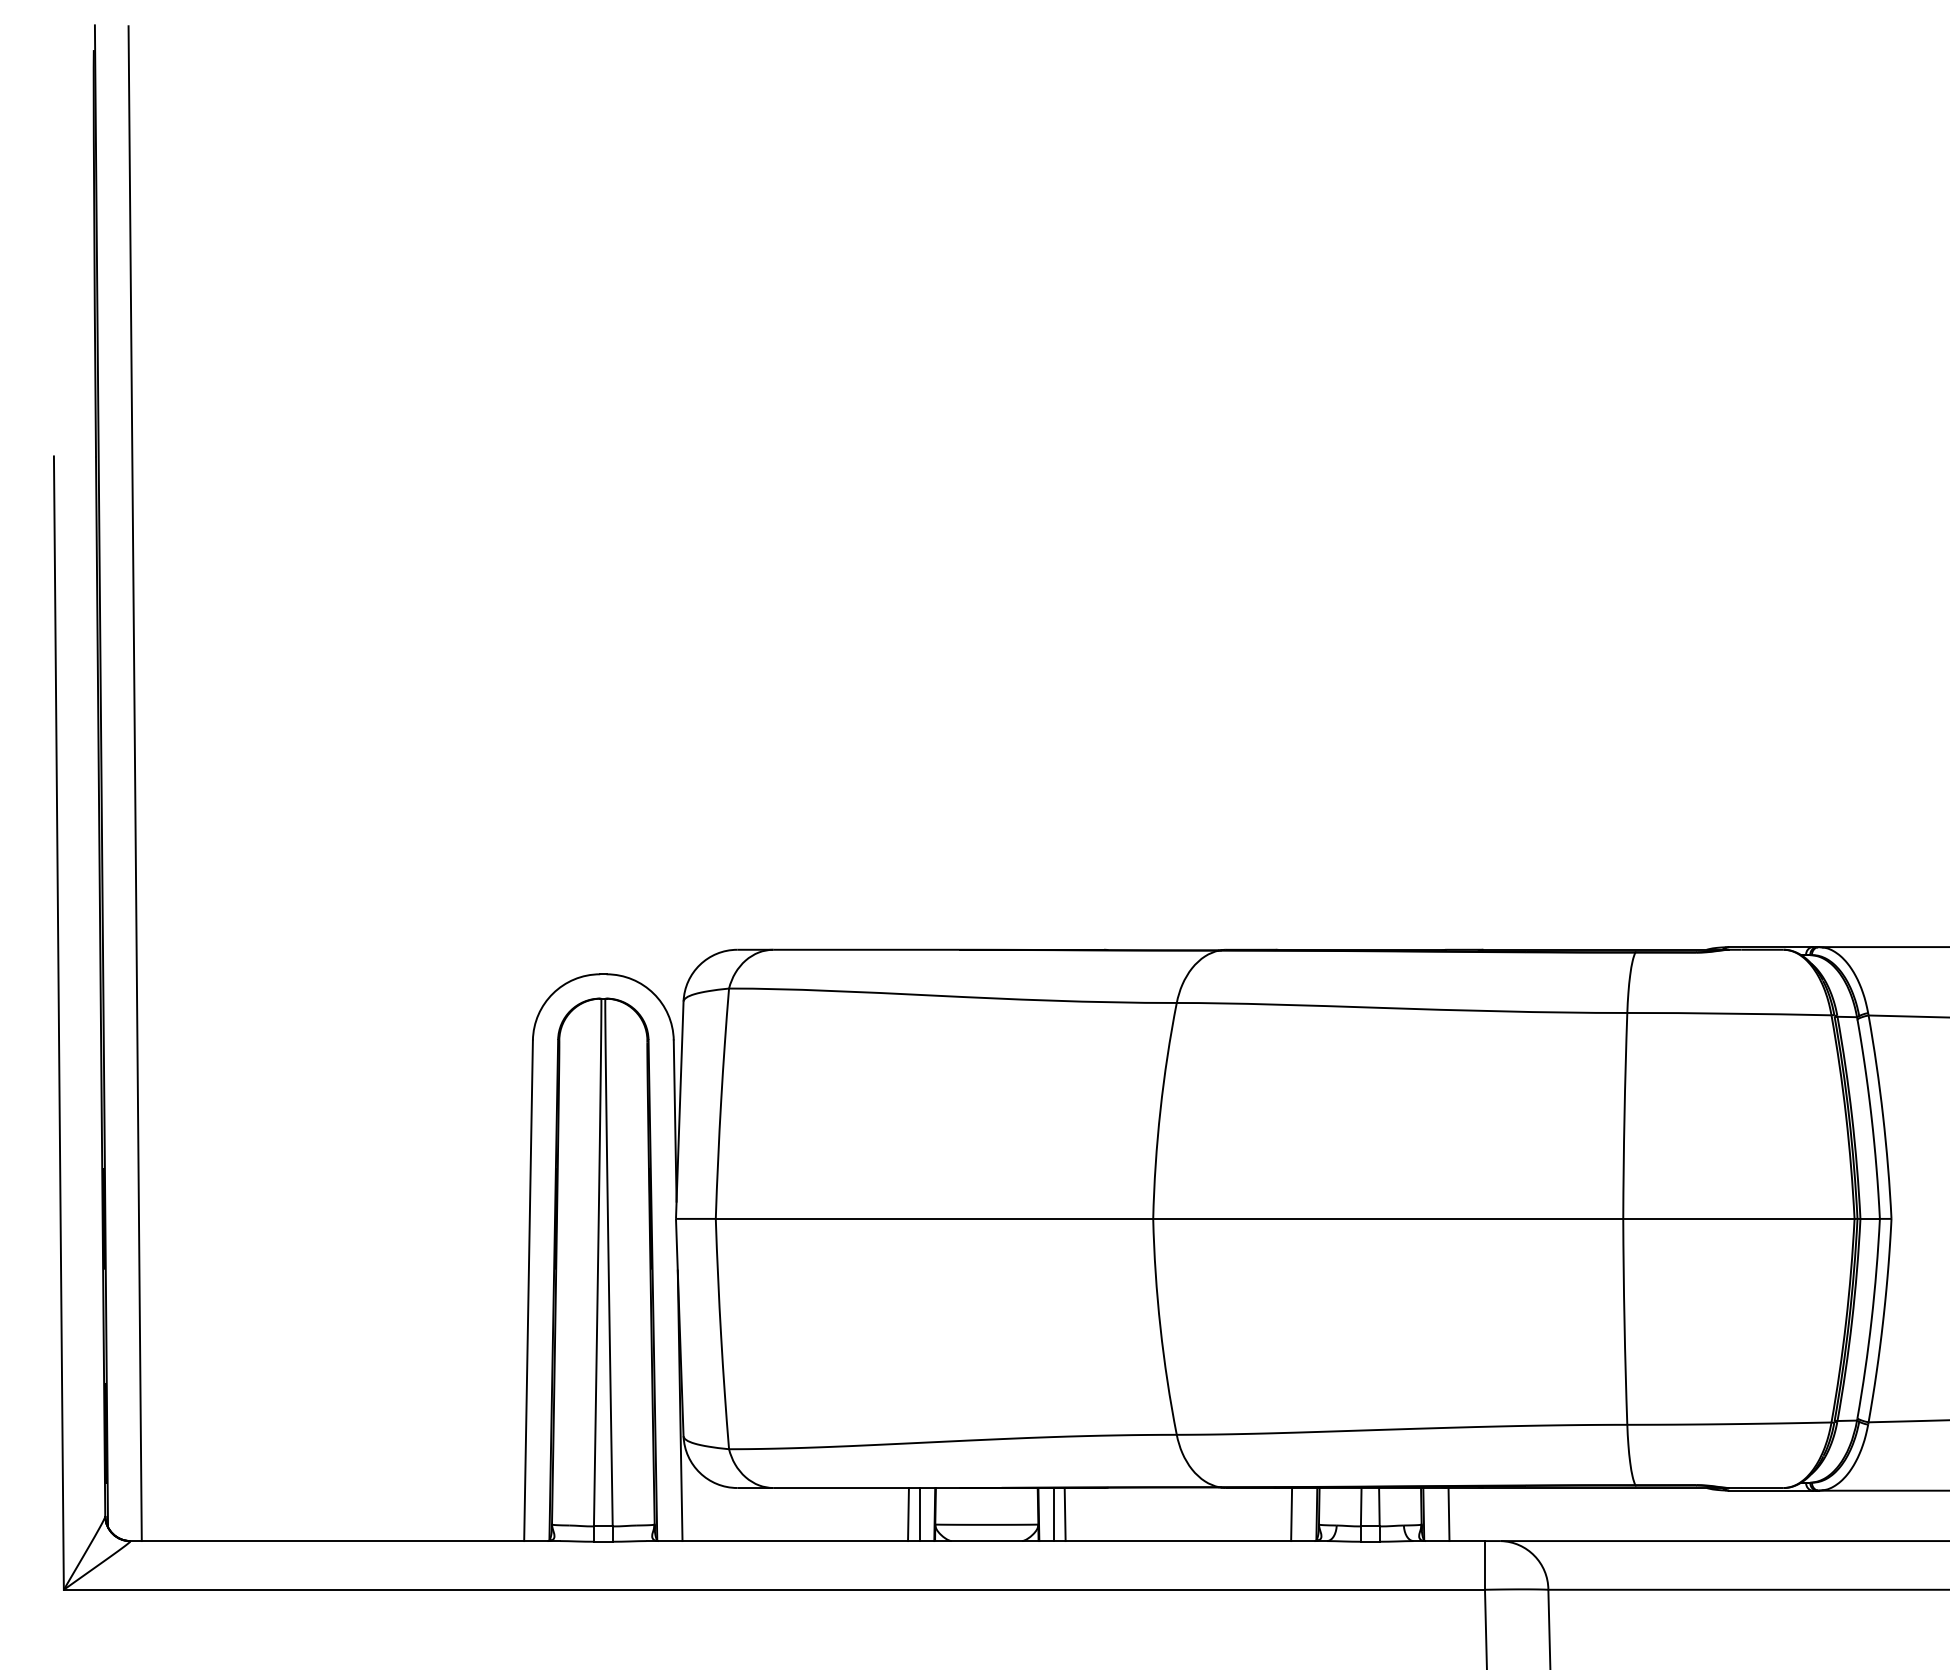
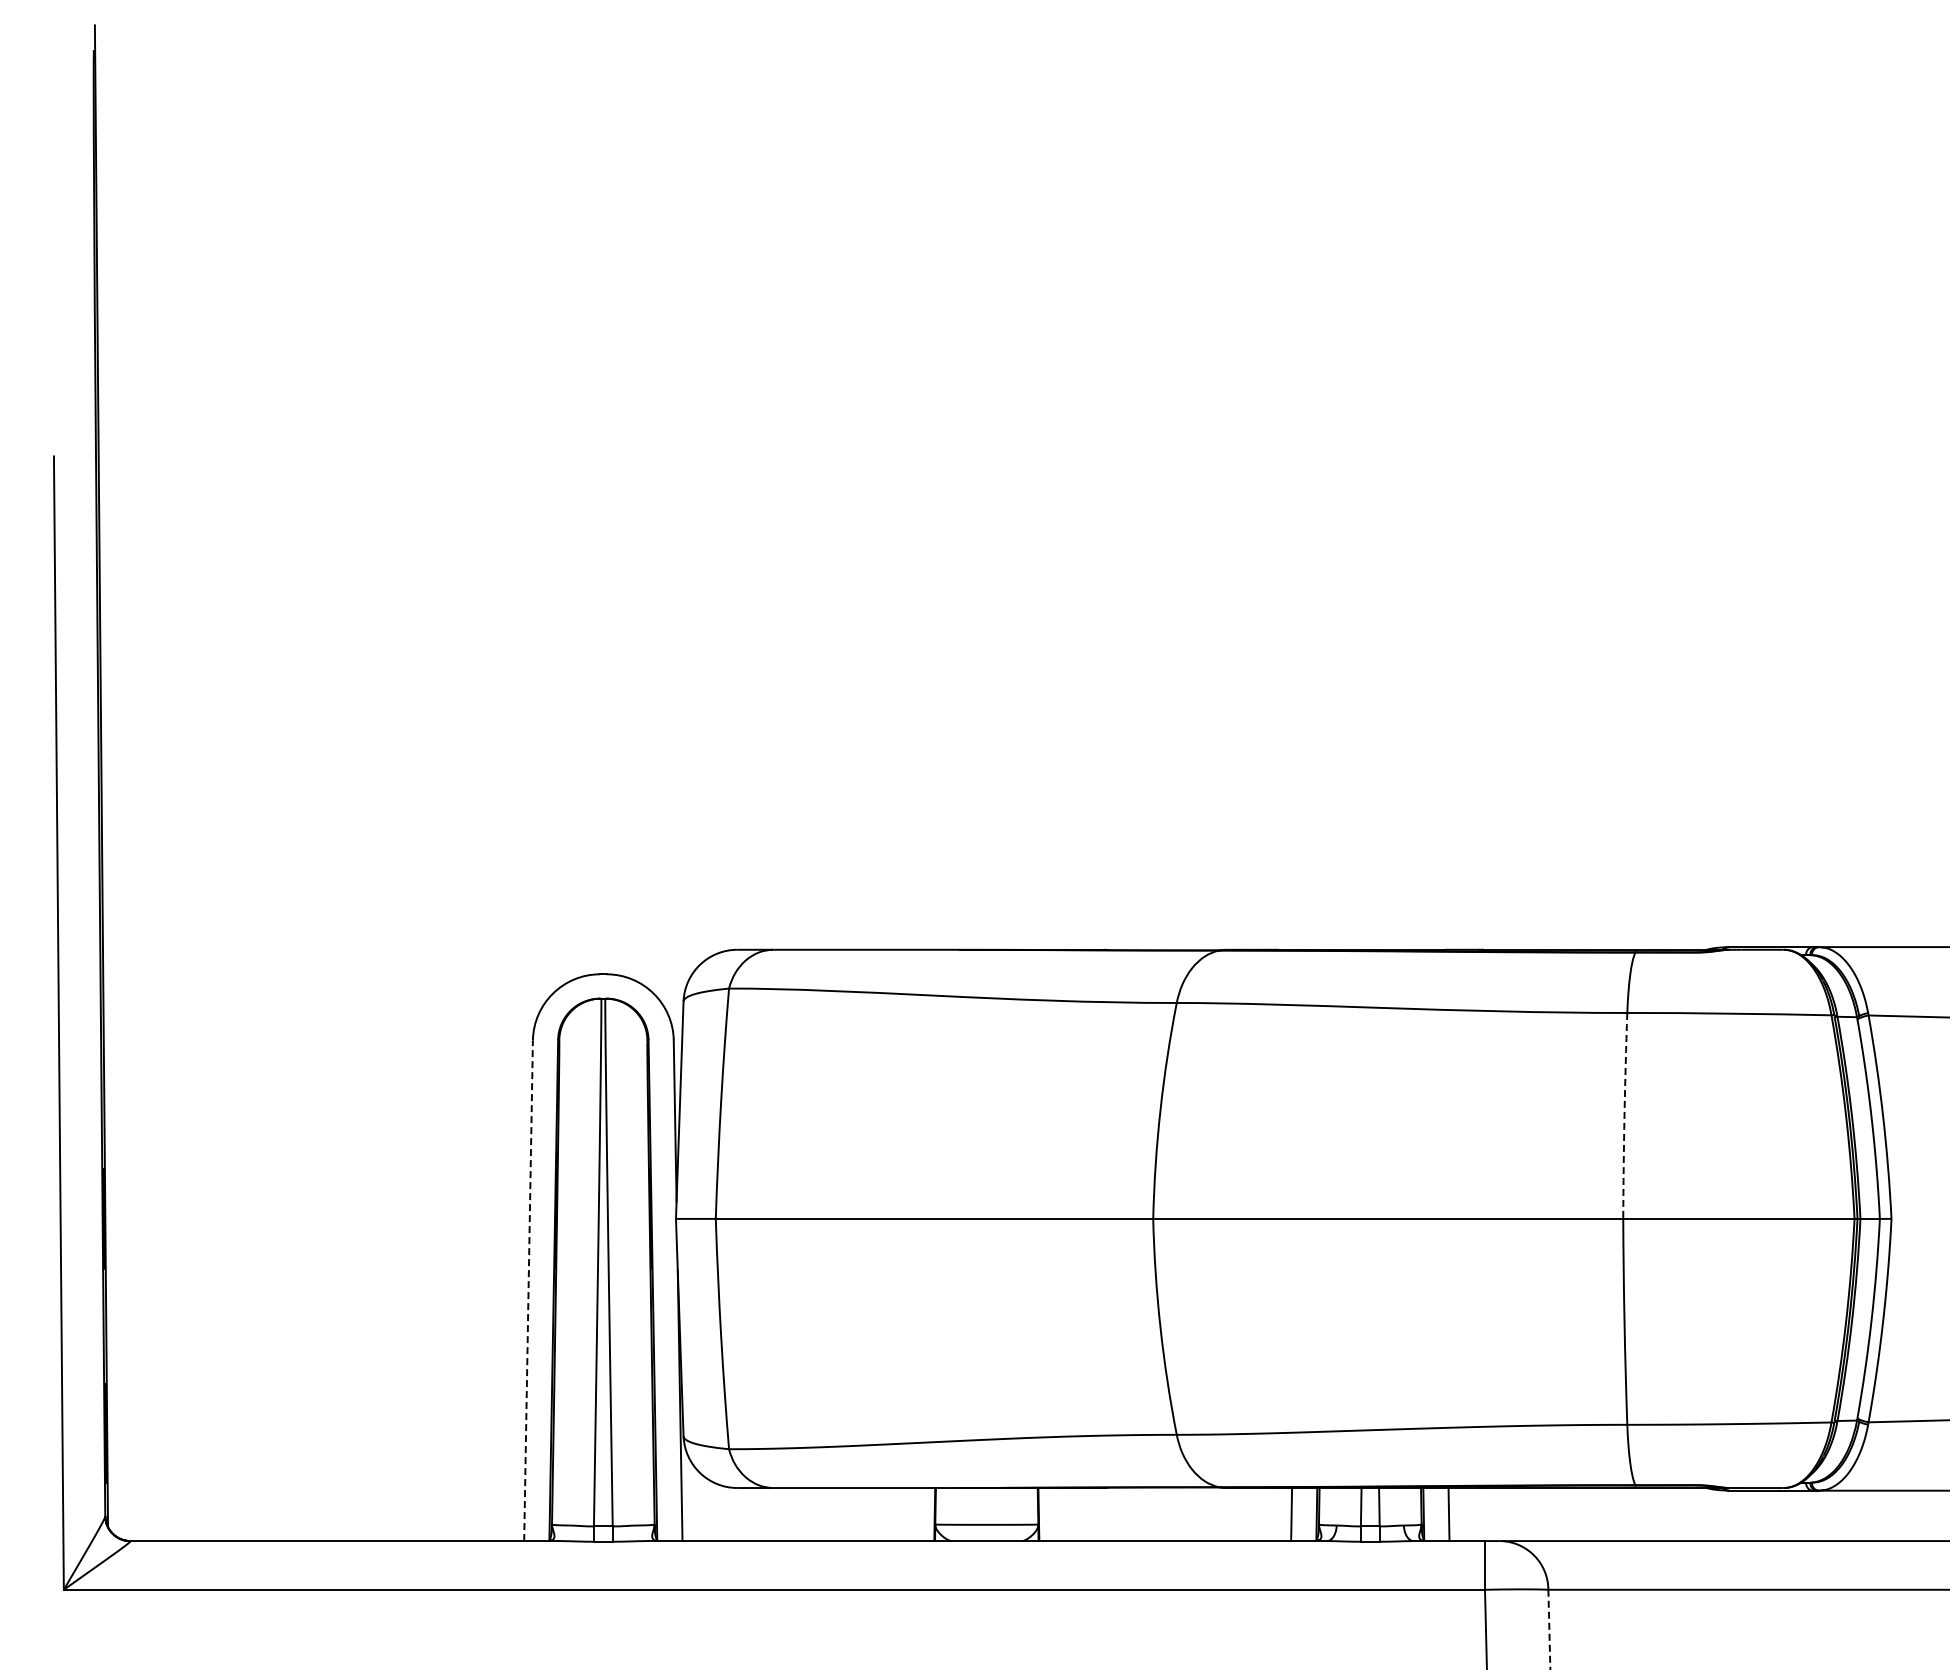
line: present -> none (134, 783)
arc: solid -> dashed (1624, 1115)
line: solid -> dashed (528, 1290)
line: present -> none (908, 1514)
line: present -> none (919, 1514)
line: present -> none (1053, 1514)
line: present -> none (1064, 1514)
line: solid -> dashed (1549, 1629)
